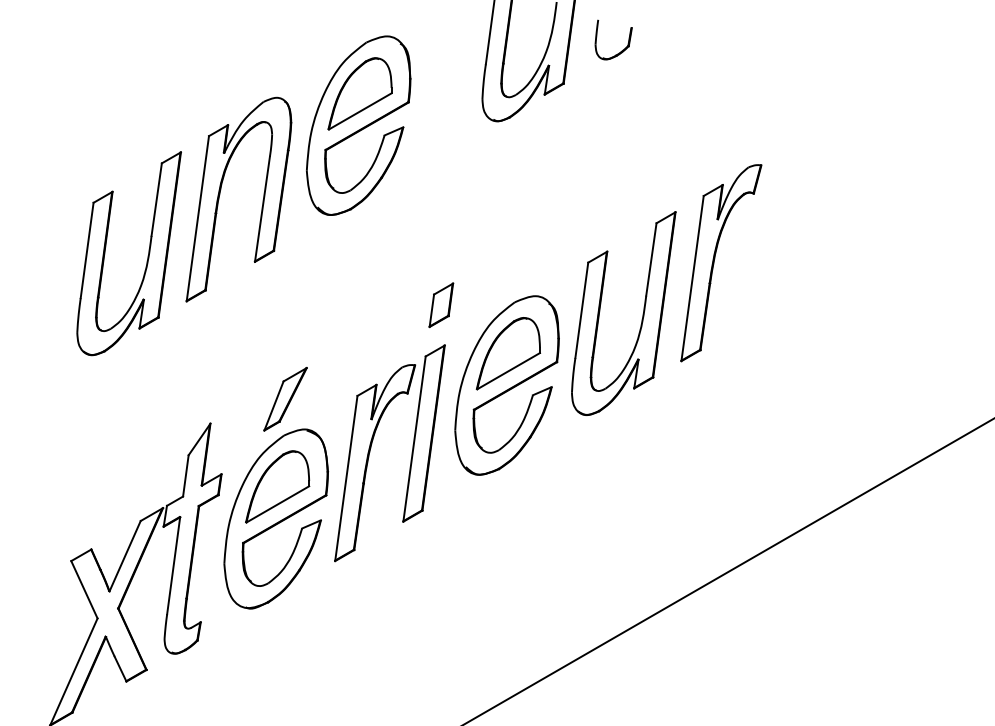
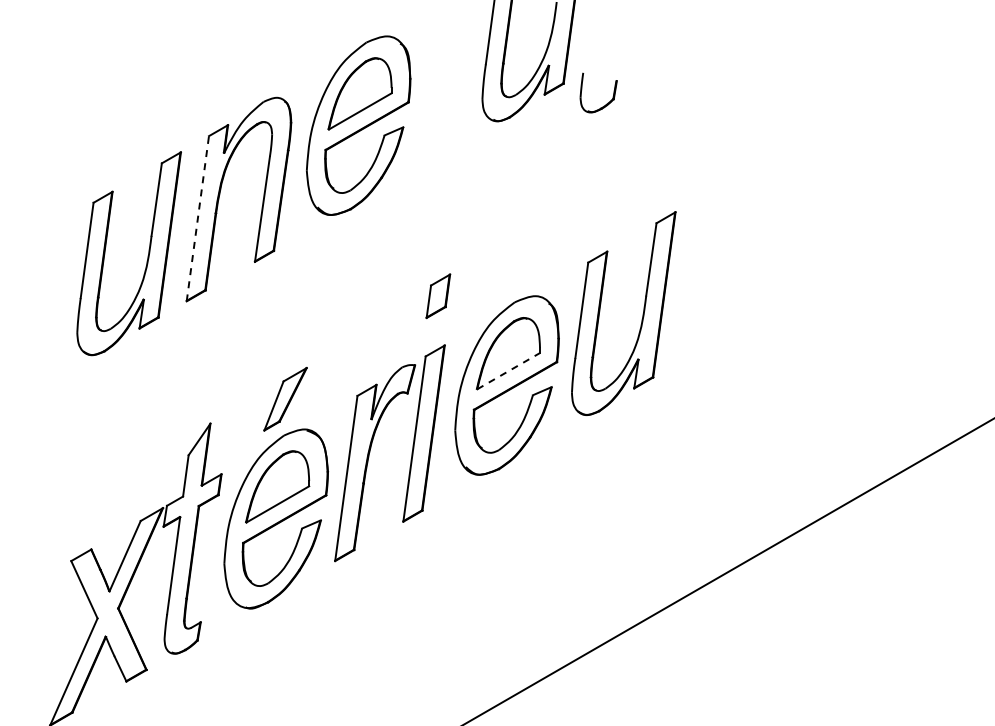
part position: (621, 50) -> (606, 103) (606, 103)
line: solid -> dashed (197, 218)
part: present -> none (714, 263)
part position: (441, 305) -> (438, 296) (438, 296)
line: solid -> dashed (509, 370)
